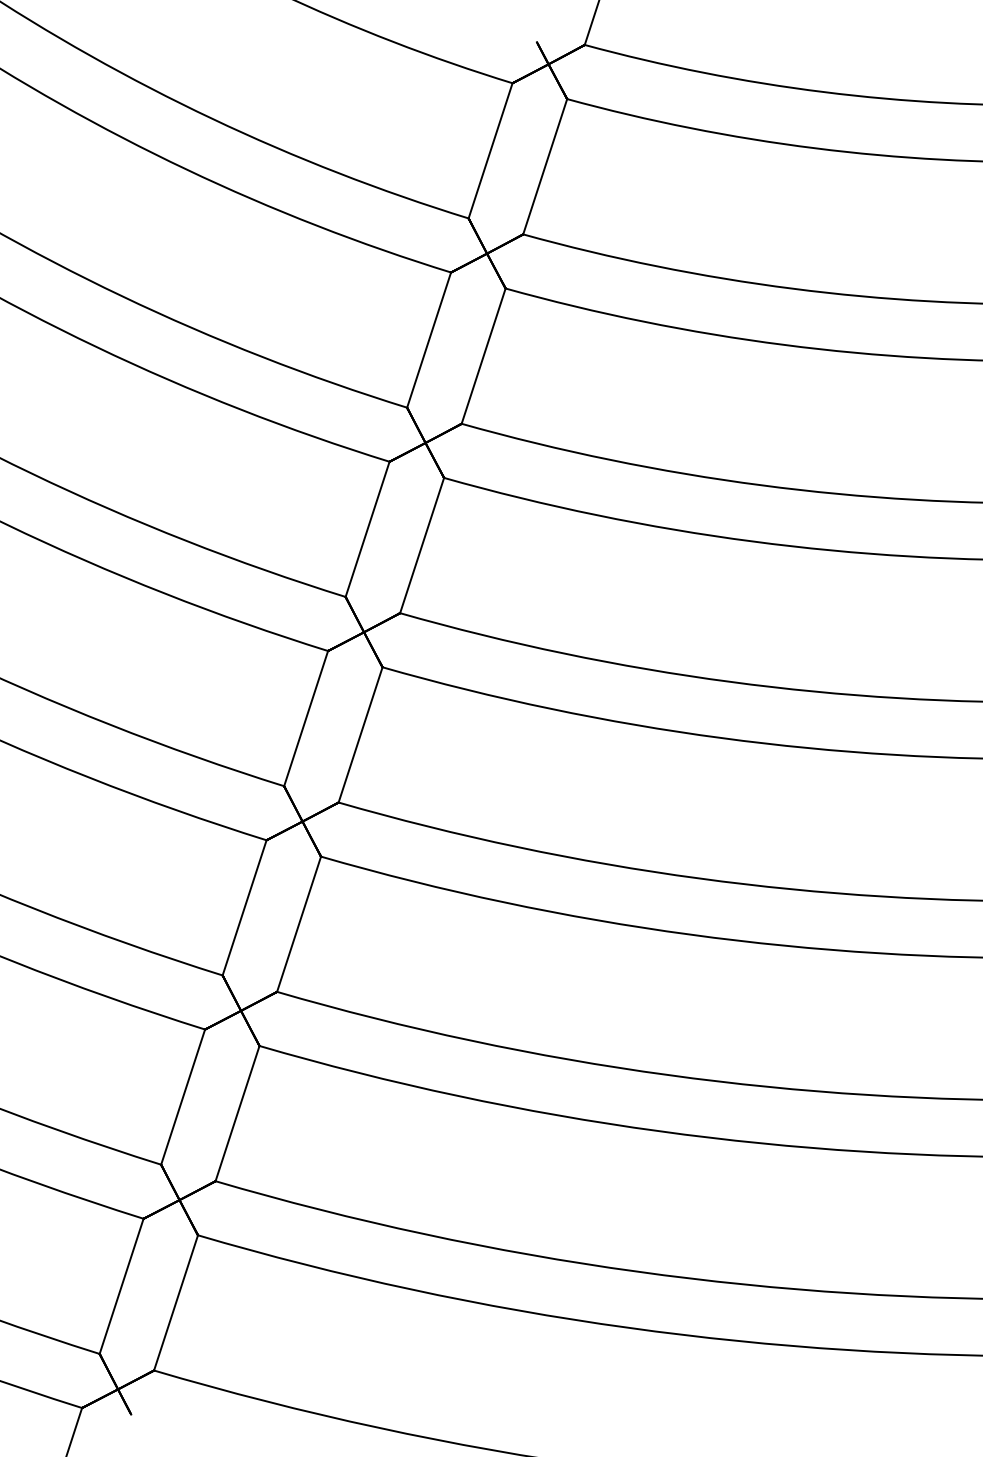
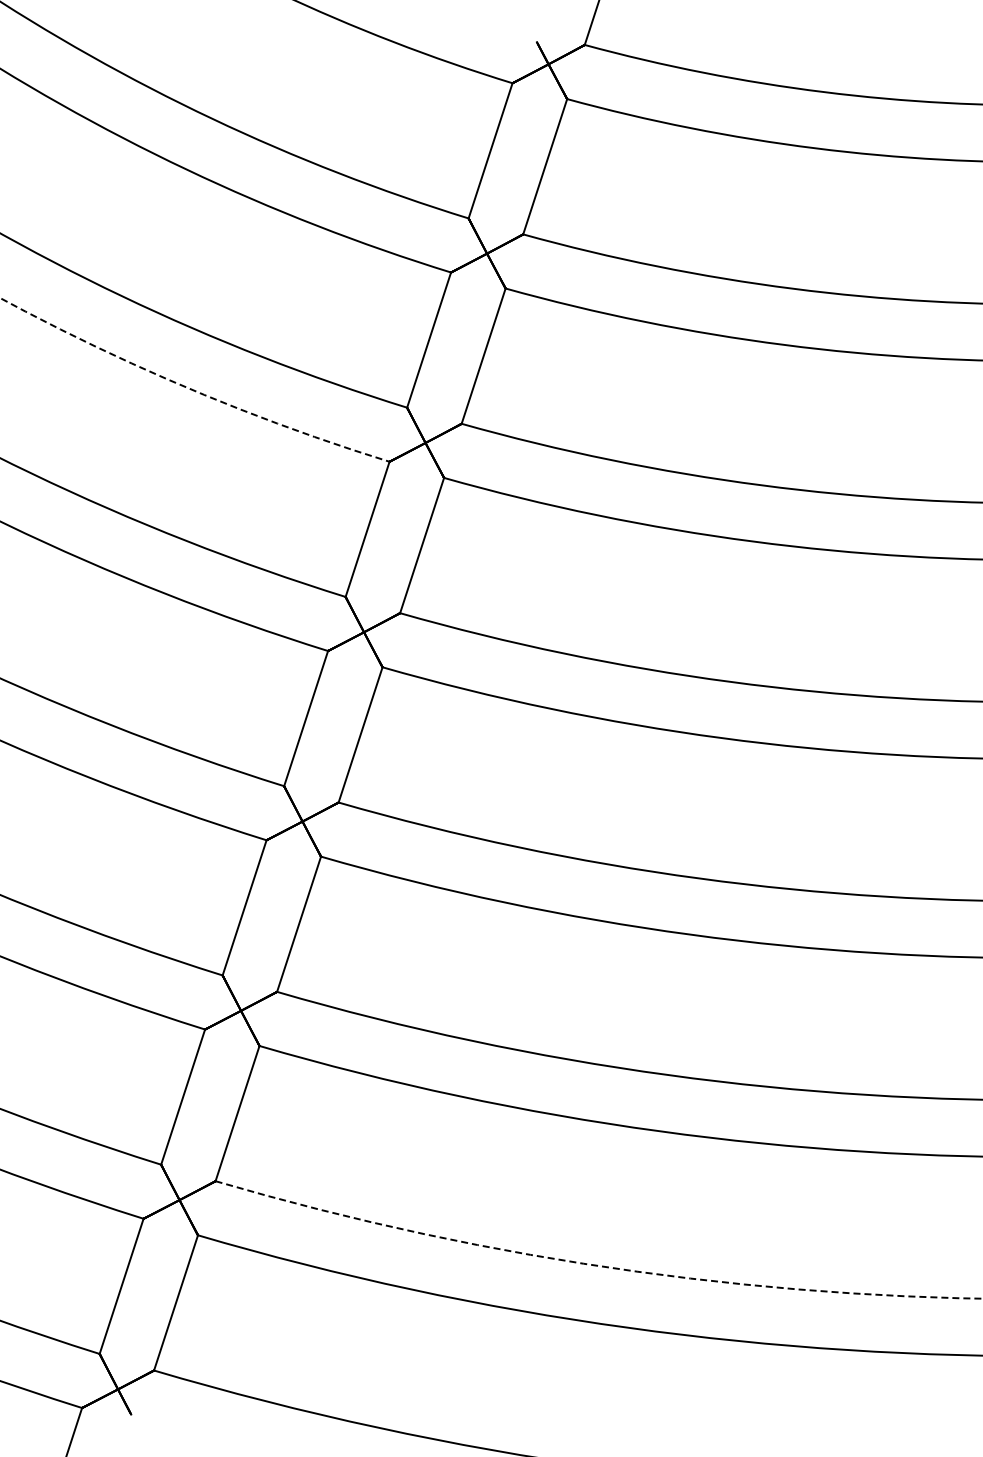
arc: solid -> dashed (191, 389)
arc: solid -> dashed (594, 1265)
